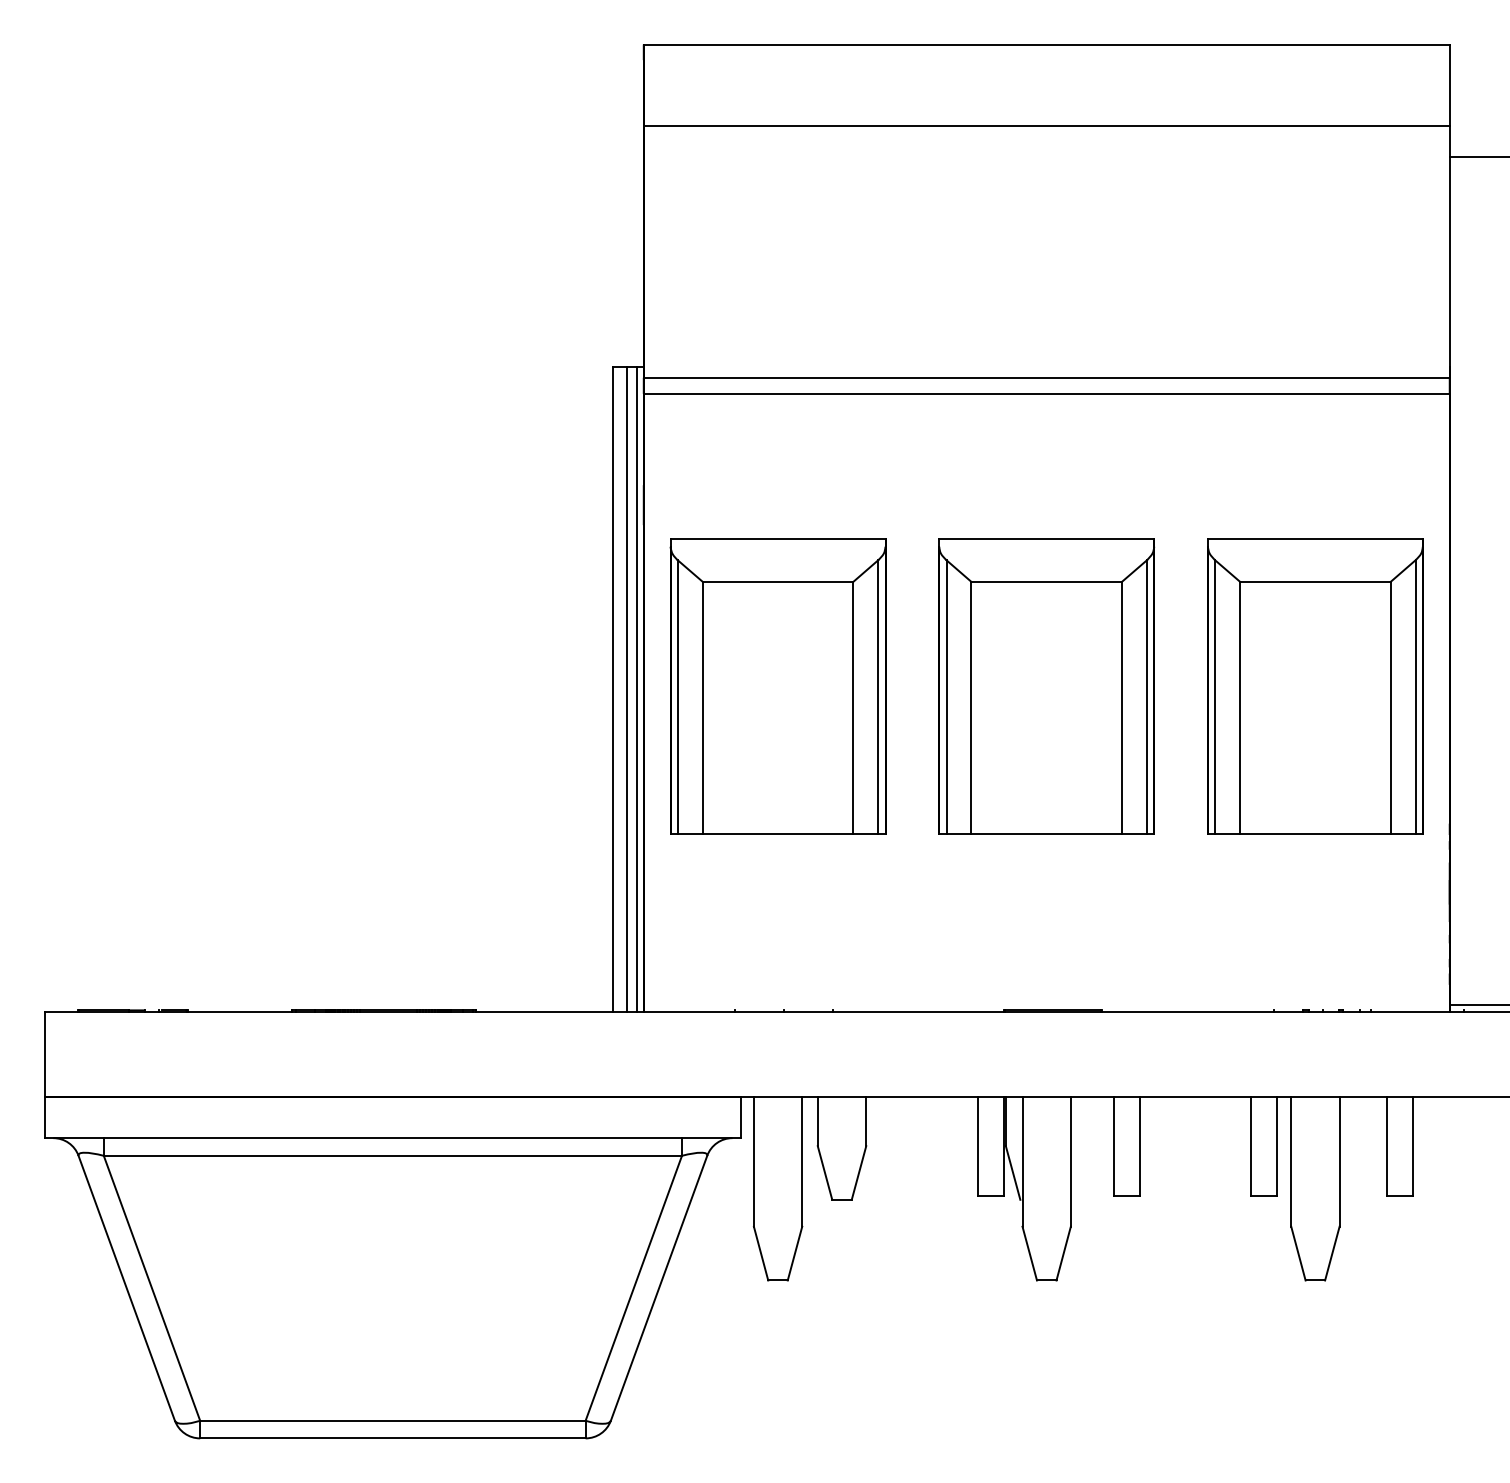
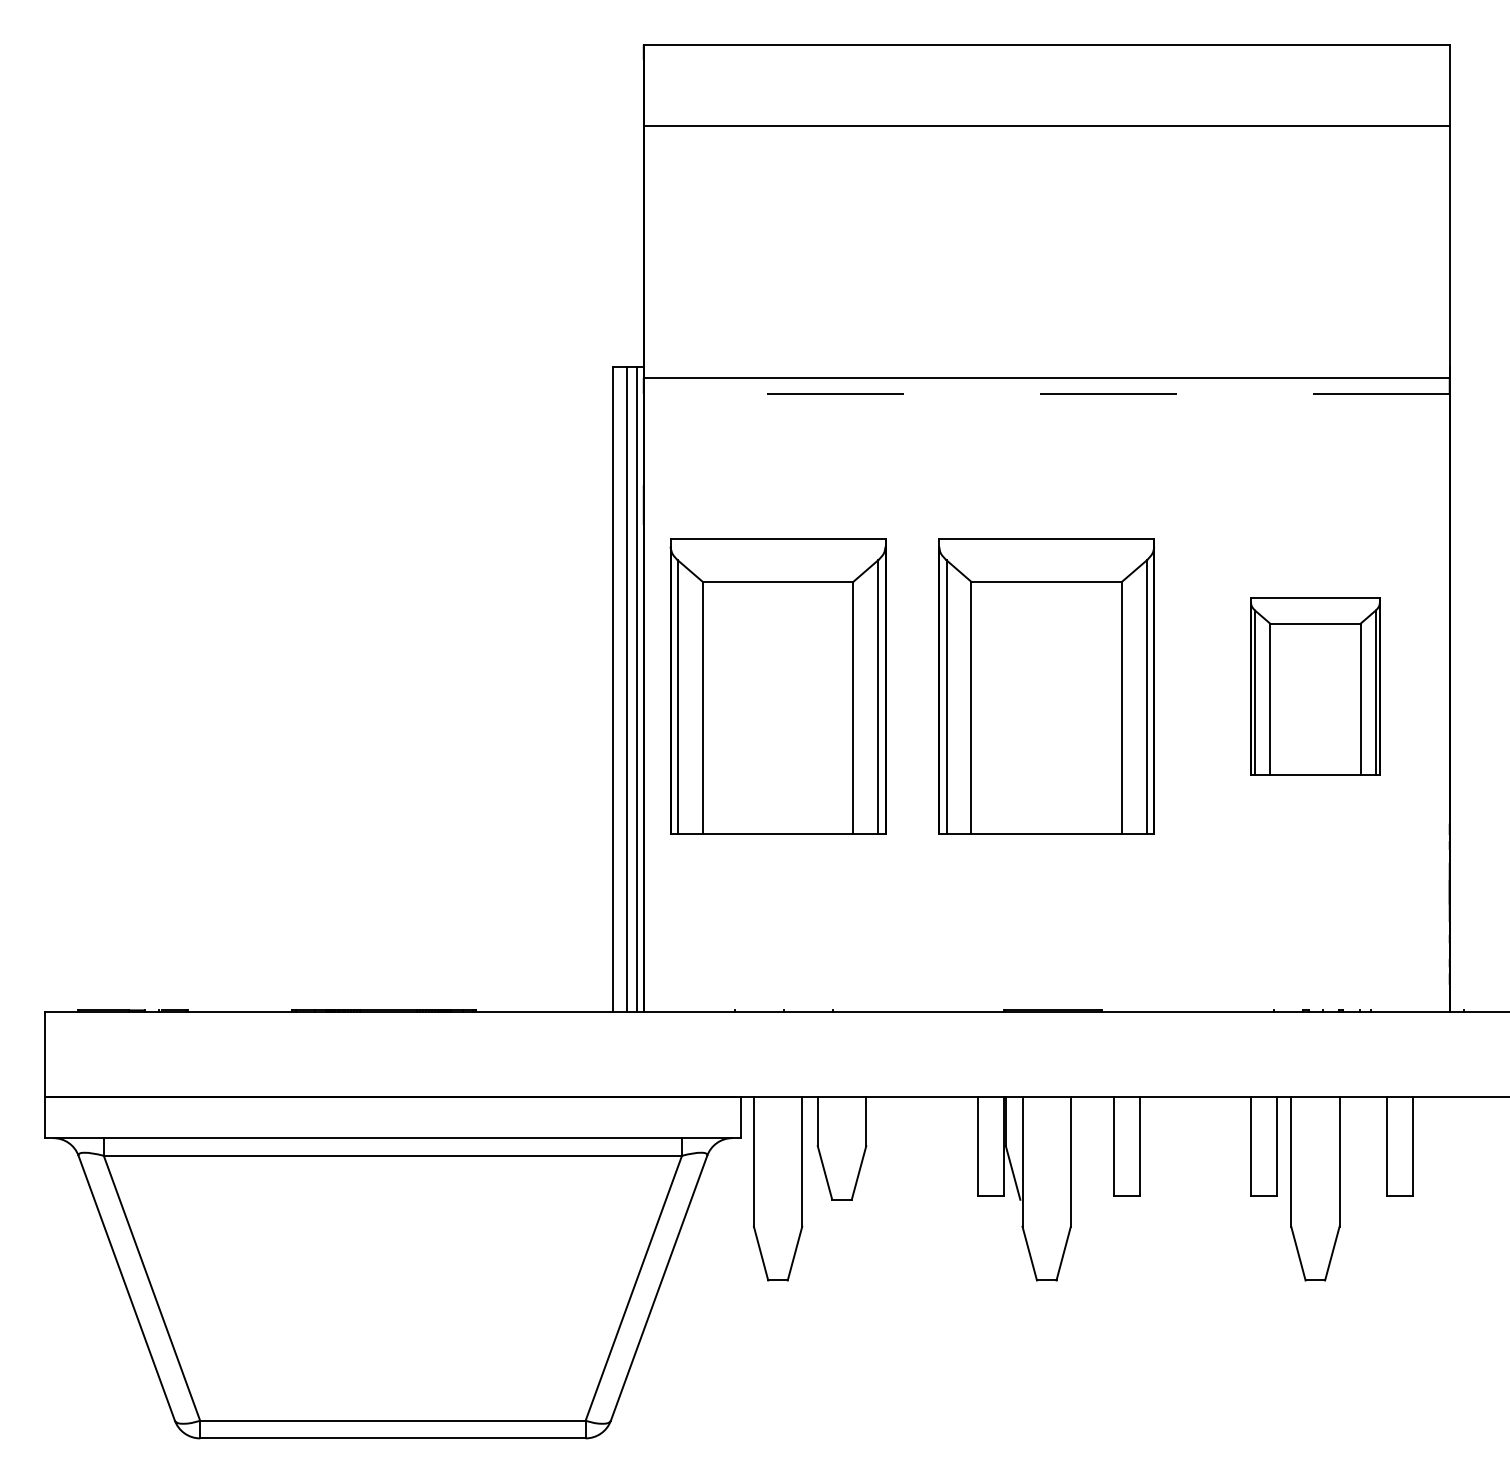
line: present -> none (1477, 157)
line: solid -> dashed (1046, 393)
part size: 217x297 px -> 131x179 px (1315, 686)
line: present -> none (1477, 1004)
